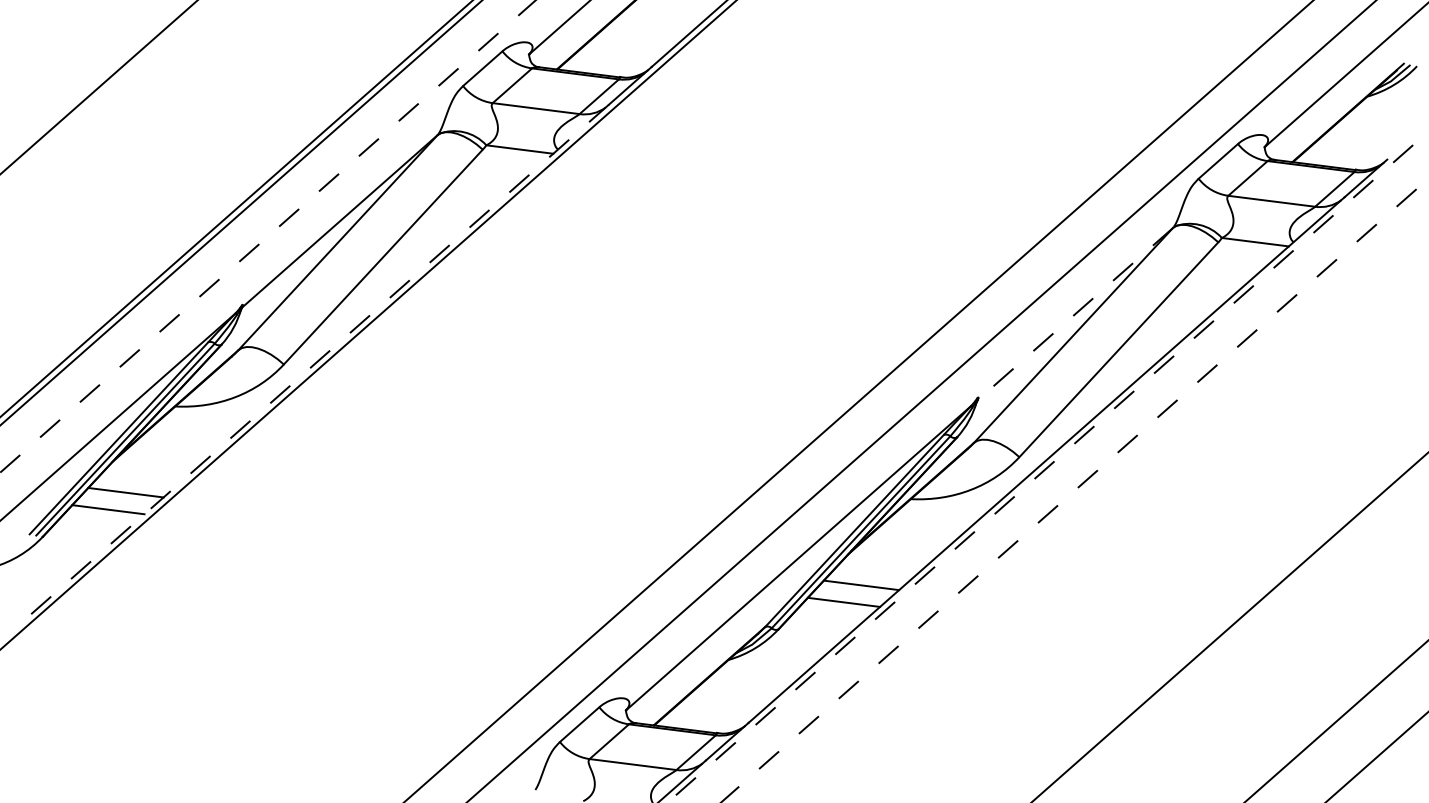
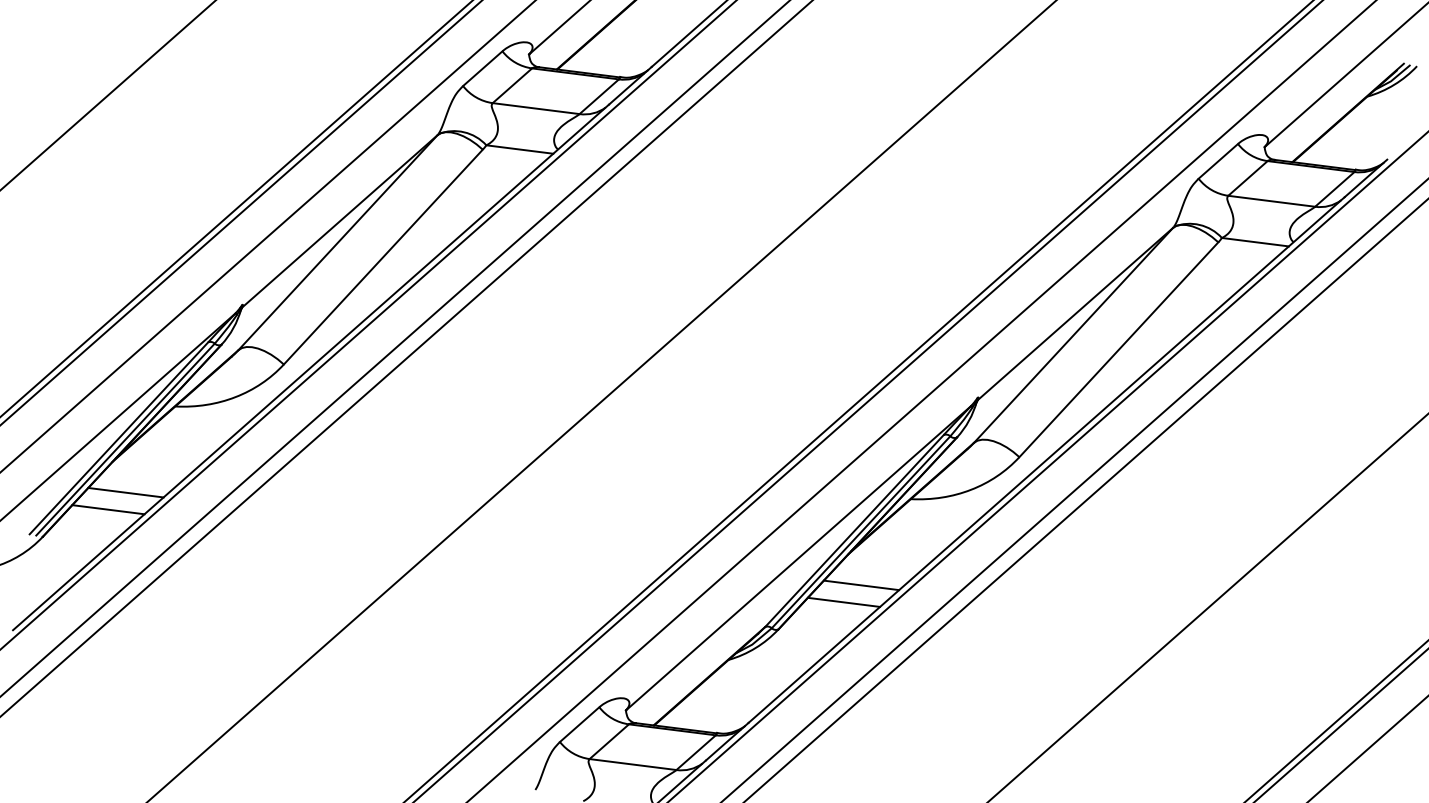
line position: (98, 87) -> (107, 95) (107, 95)
line: dashed -> solid (268, 236)
line: dashed -> solid (1074, 314)
line: none -> present (394, 348)
line: none -> present (406, 358)
line: dashed -> solid (310, 367)
line: none -> present (601, 400)
line: none -> present (868, 400)
line: dashed -> solid (1047, 467)
line: dashed -> solid (1074, 490)
line: none -> present (1085, 500)
line position: (1229, 626) -> (1207, 607) (1207, 607)
line: none -> present (1340, 725)
line position: (1376, 756) -> (1367, 748) (1367, 748)
